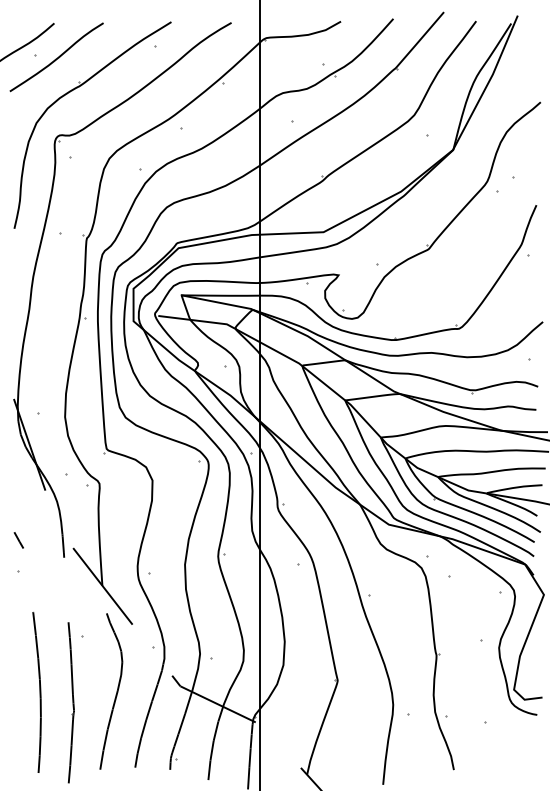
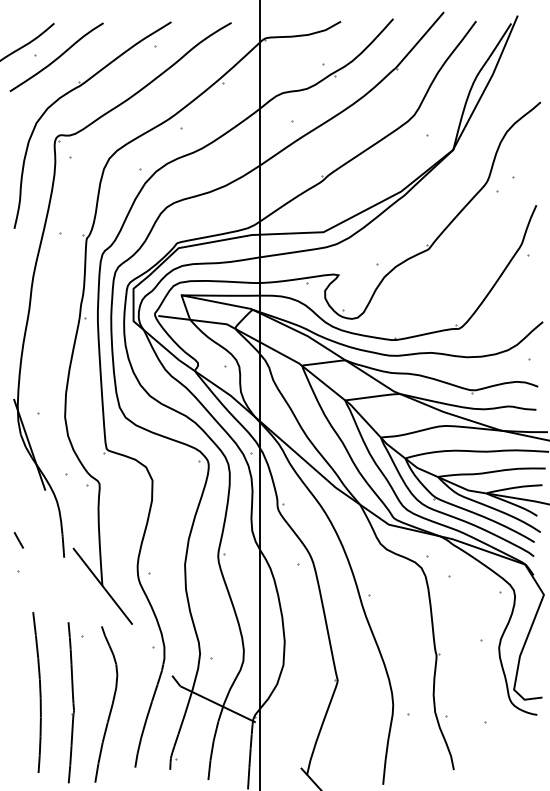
curve position: (116, 691) -> (111, 704) (111, 704)
